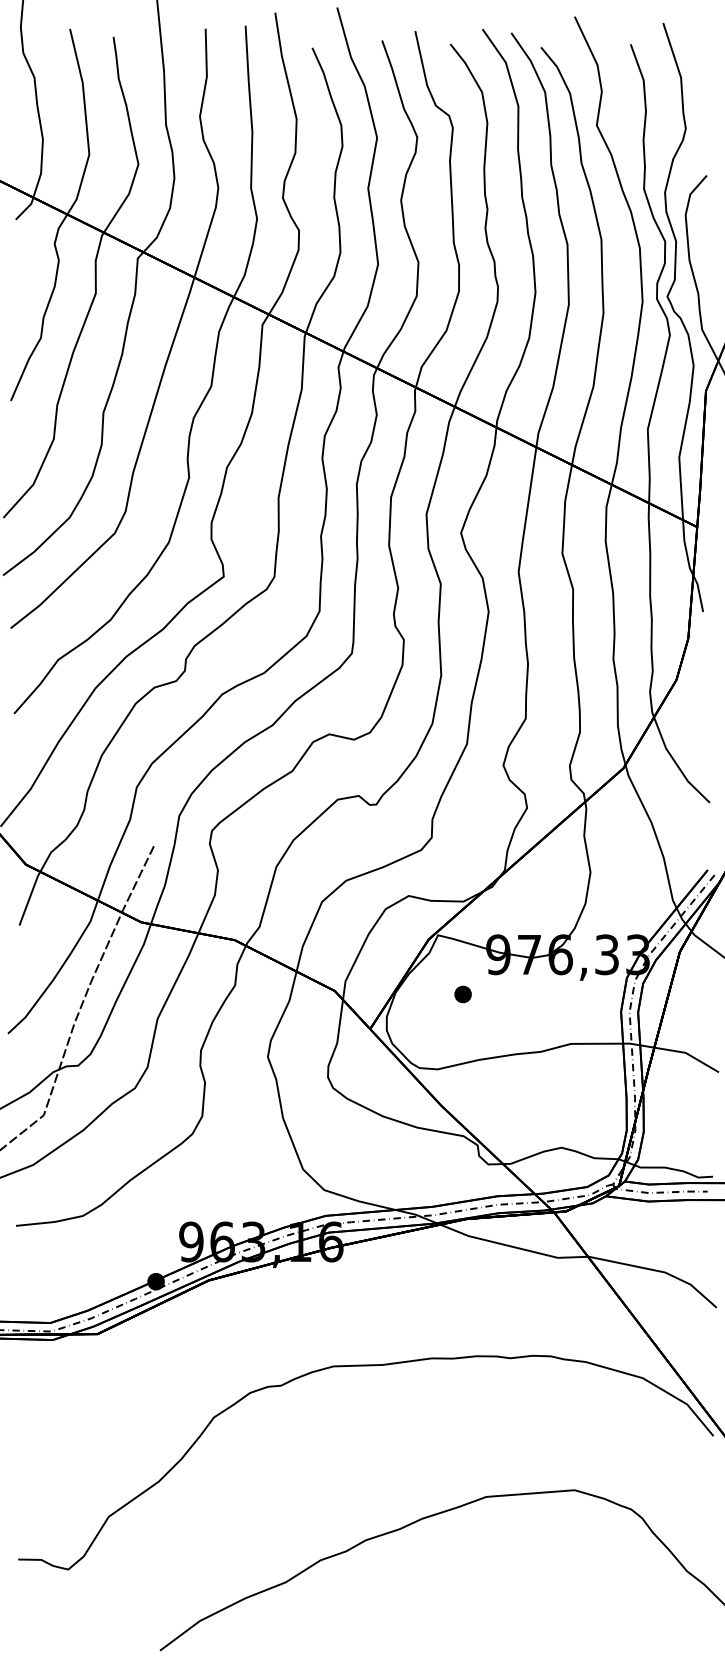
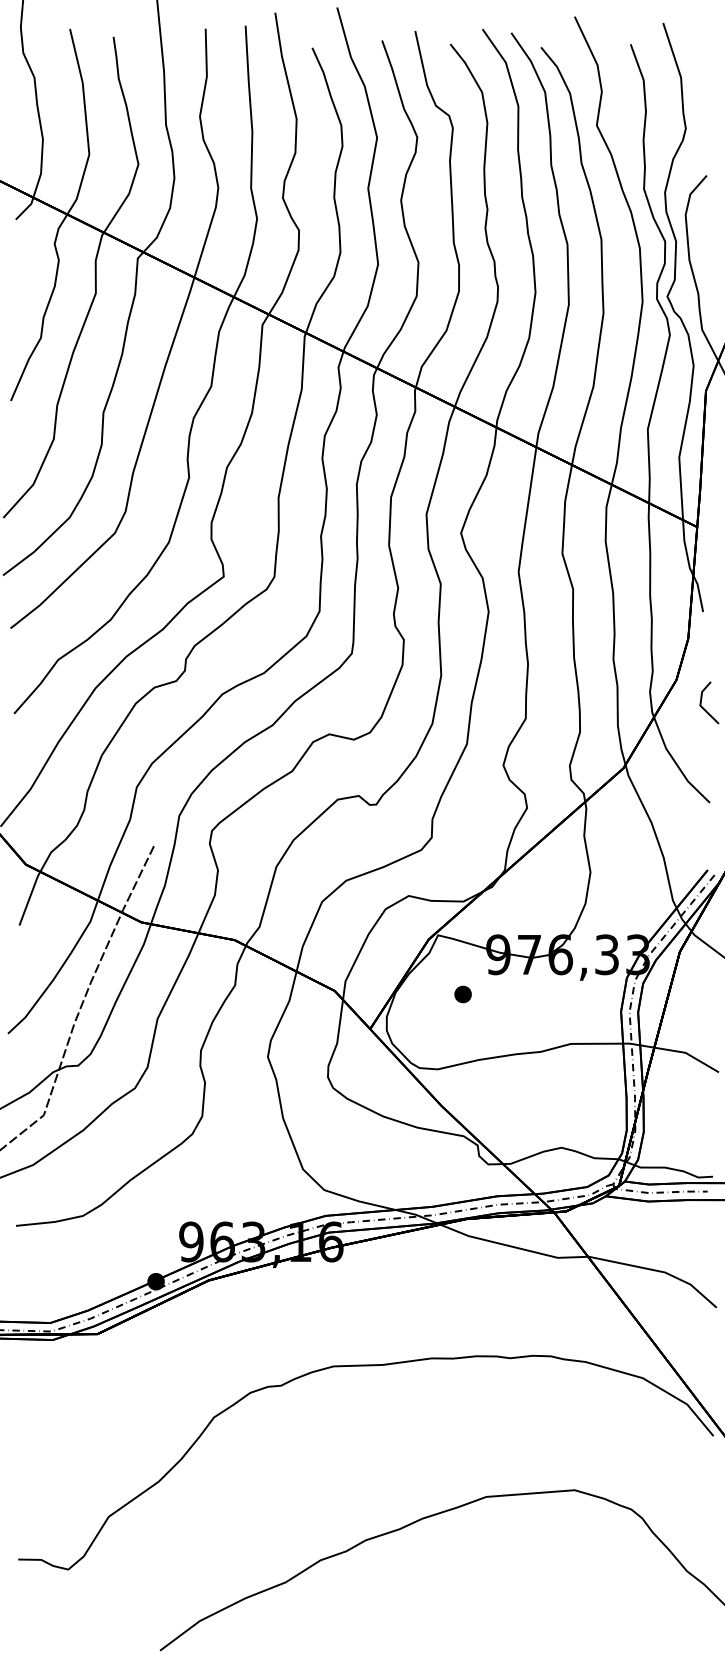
line: none -> present (702, 699)
